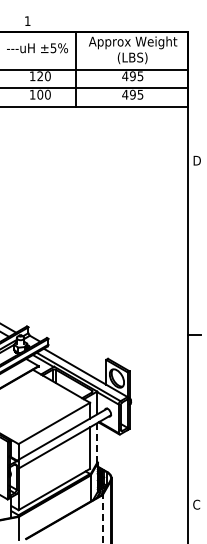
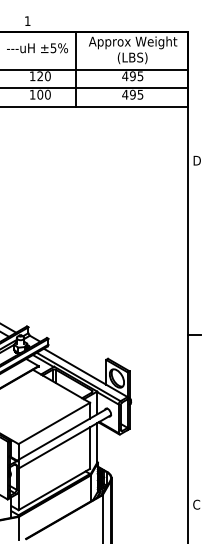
line: dashed -> solid (97, 442)
line: dashed -> solid (102, 518)
